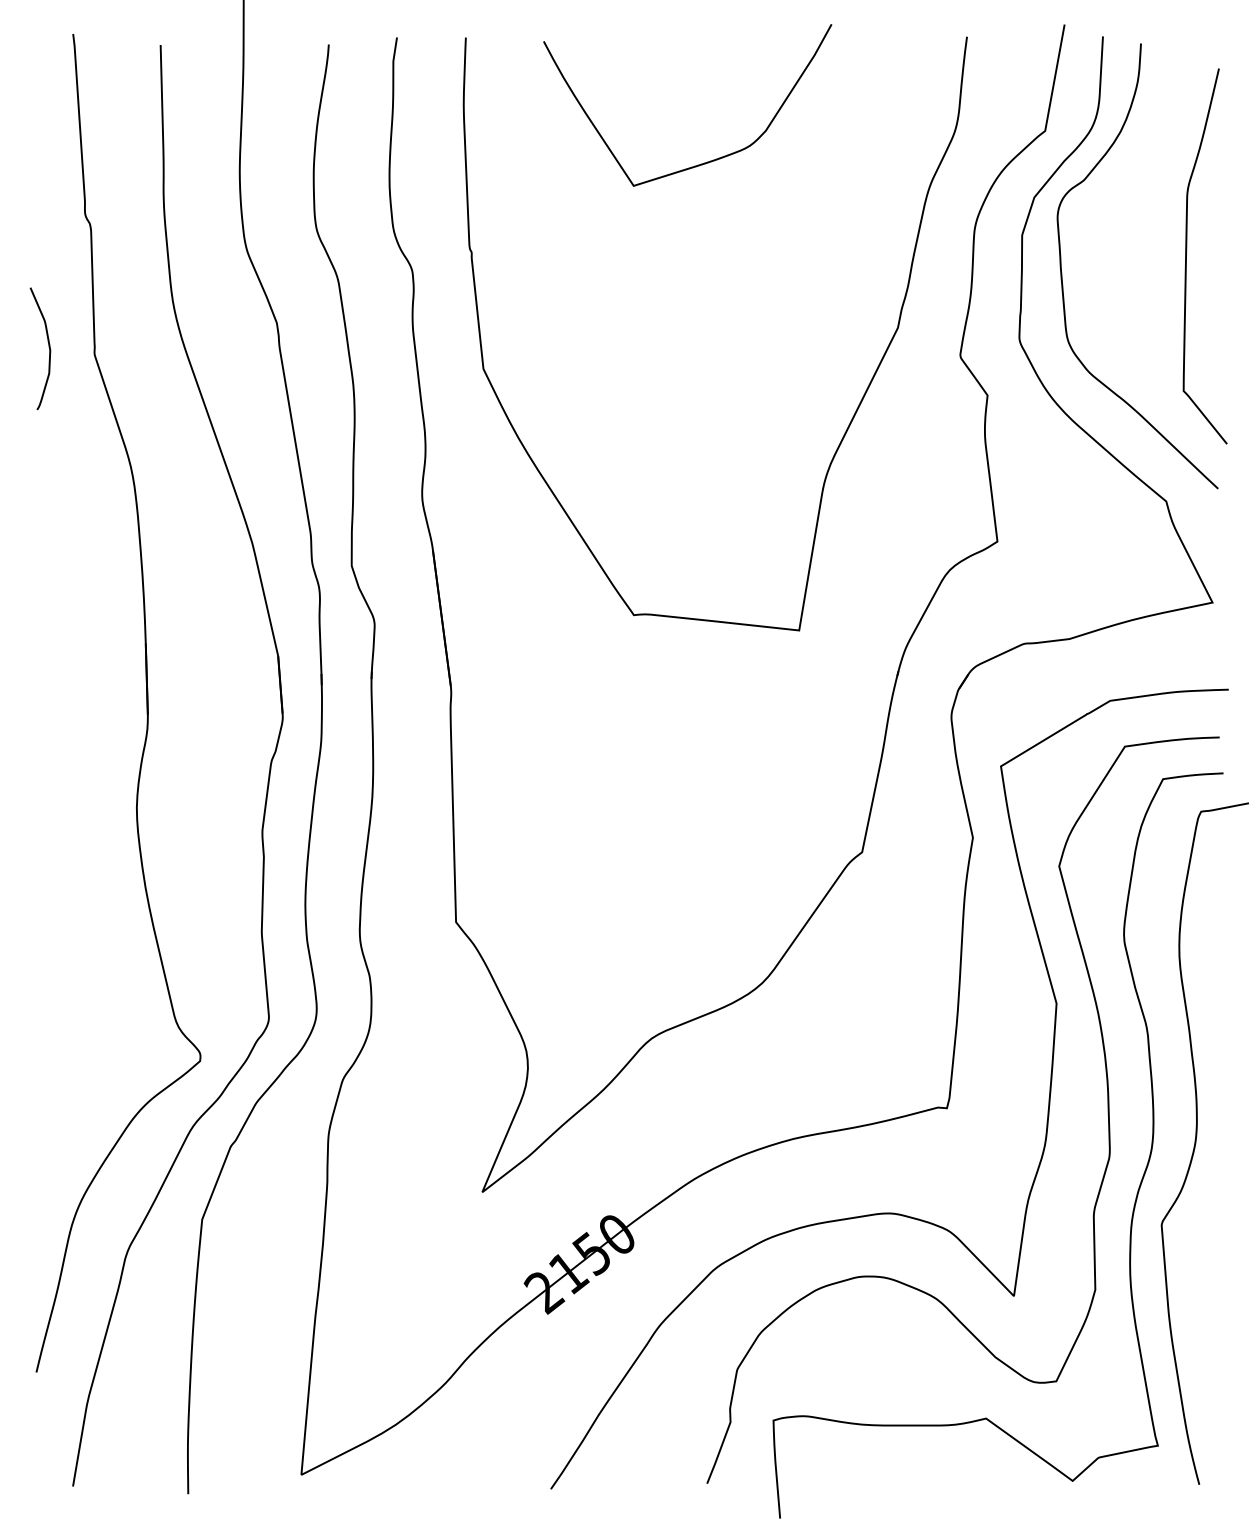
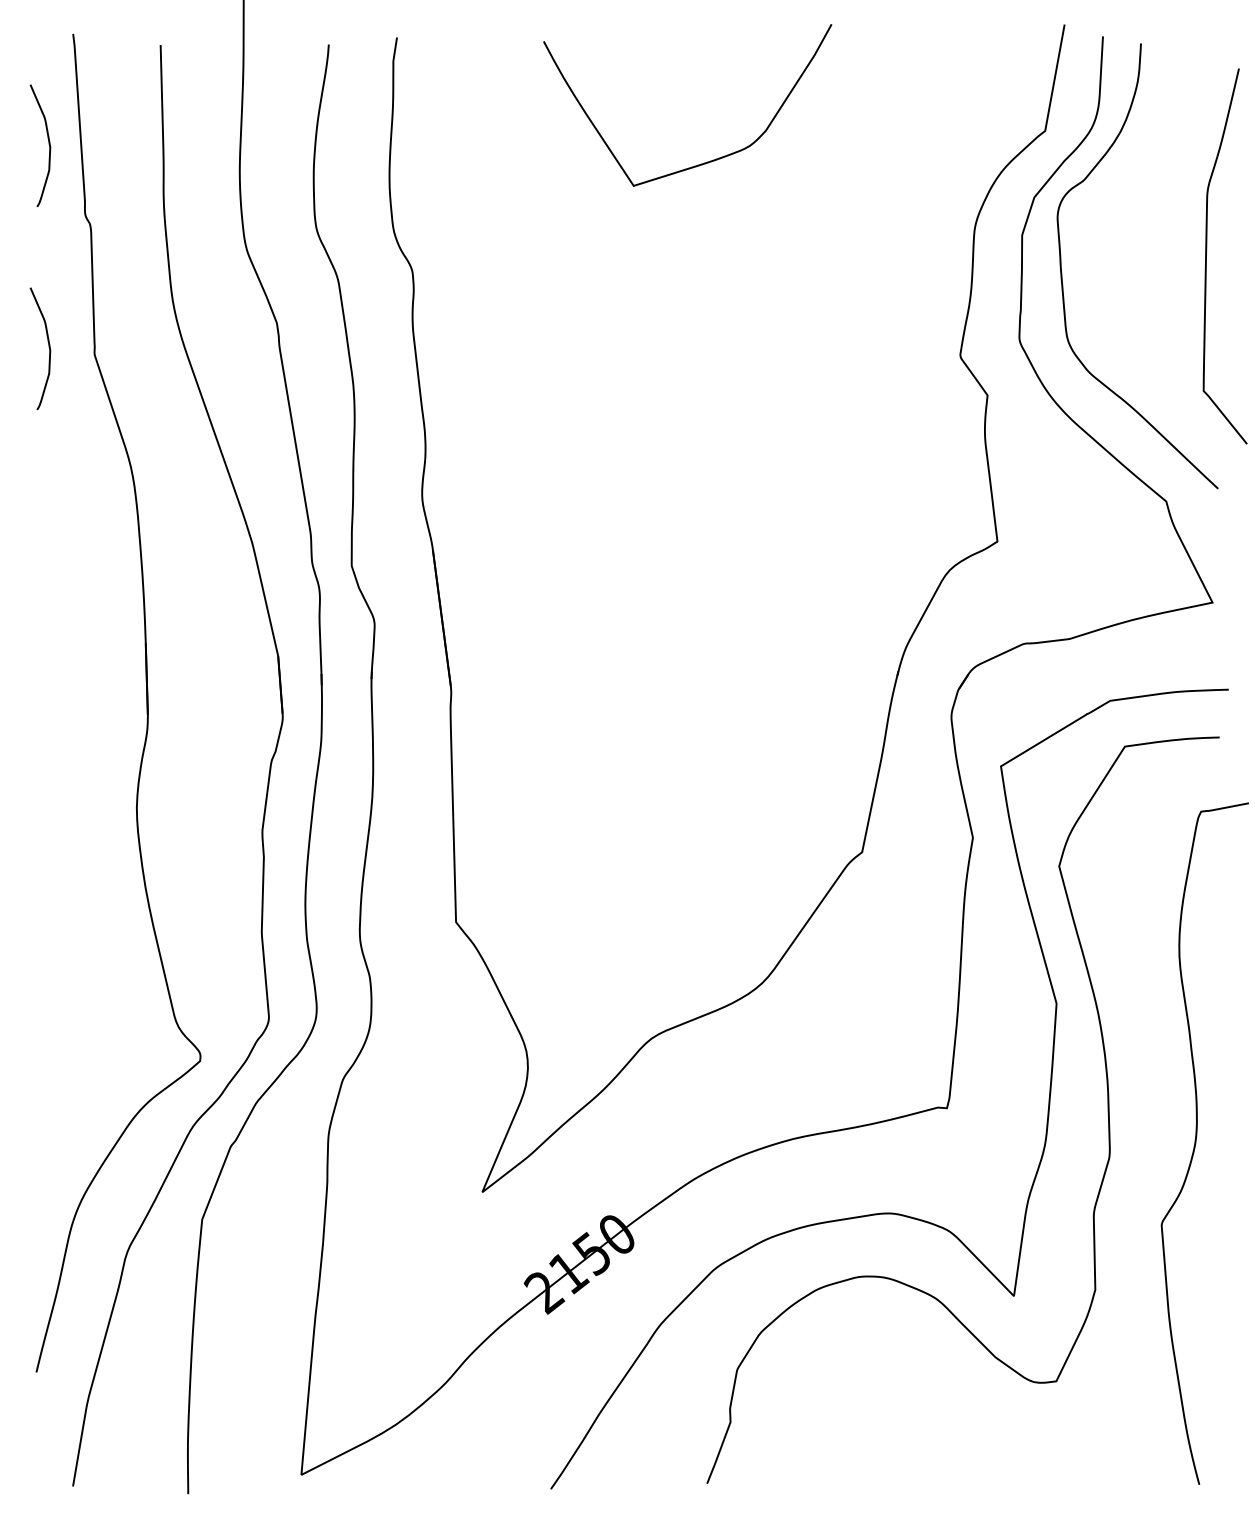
curve: none -> present (48, 144)
curve position: (1186, 256) -> (1206, 256) (1206, 256)
curve: present -> none (858, 404)
curve: present -> none (1137, 1190)
